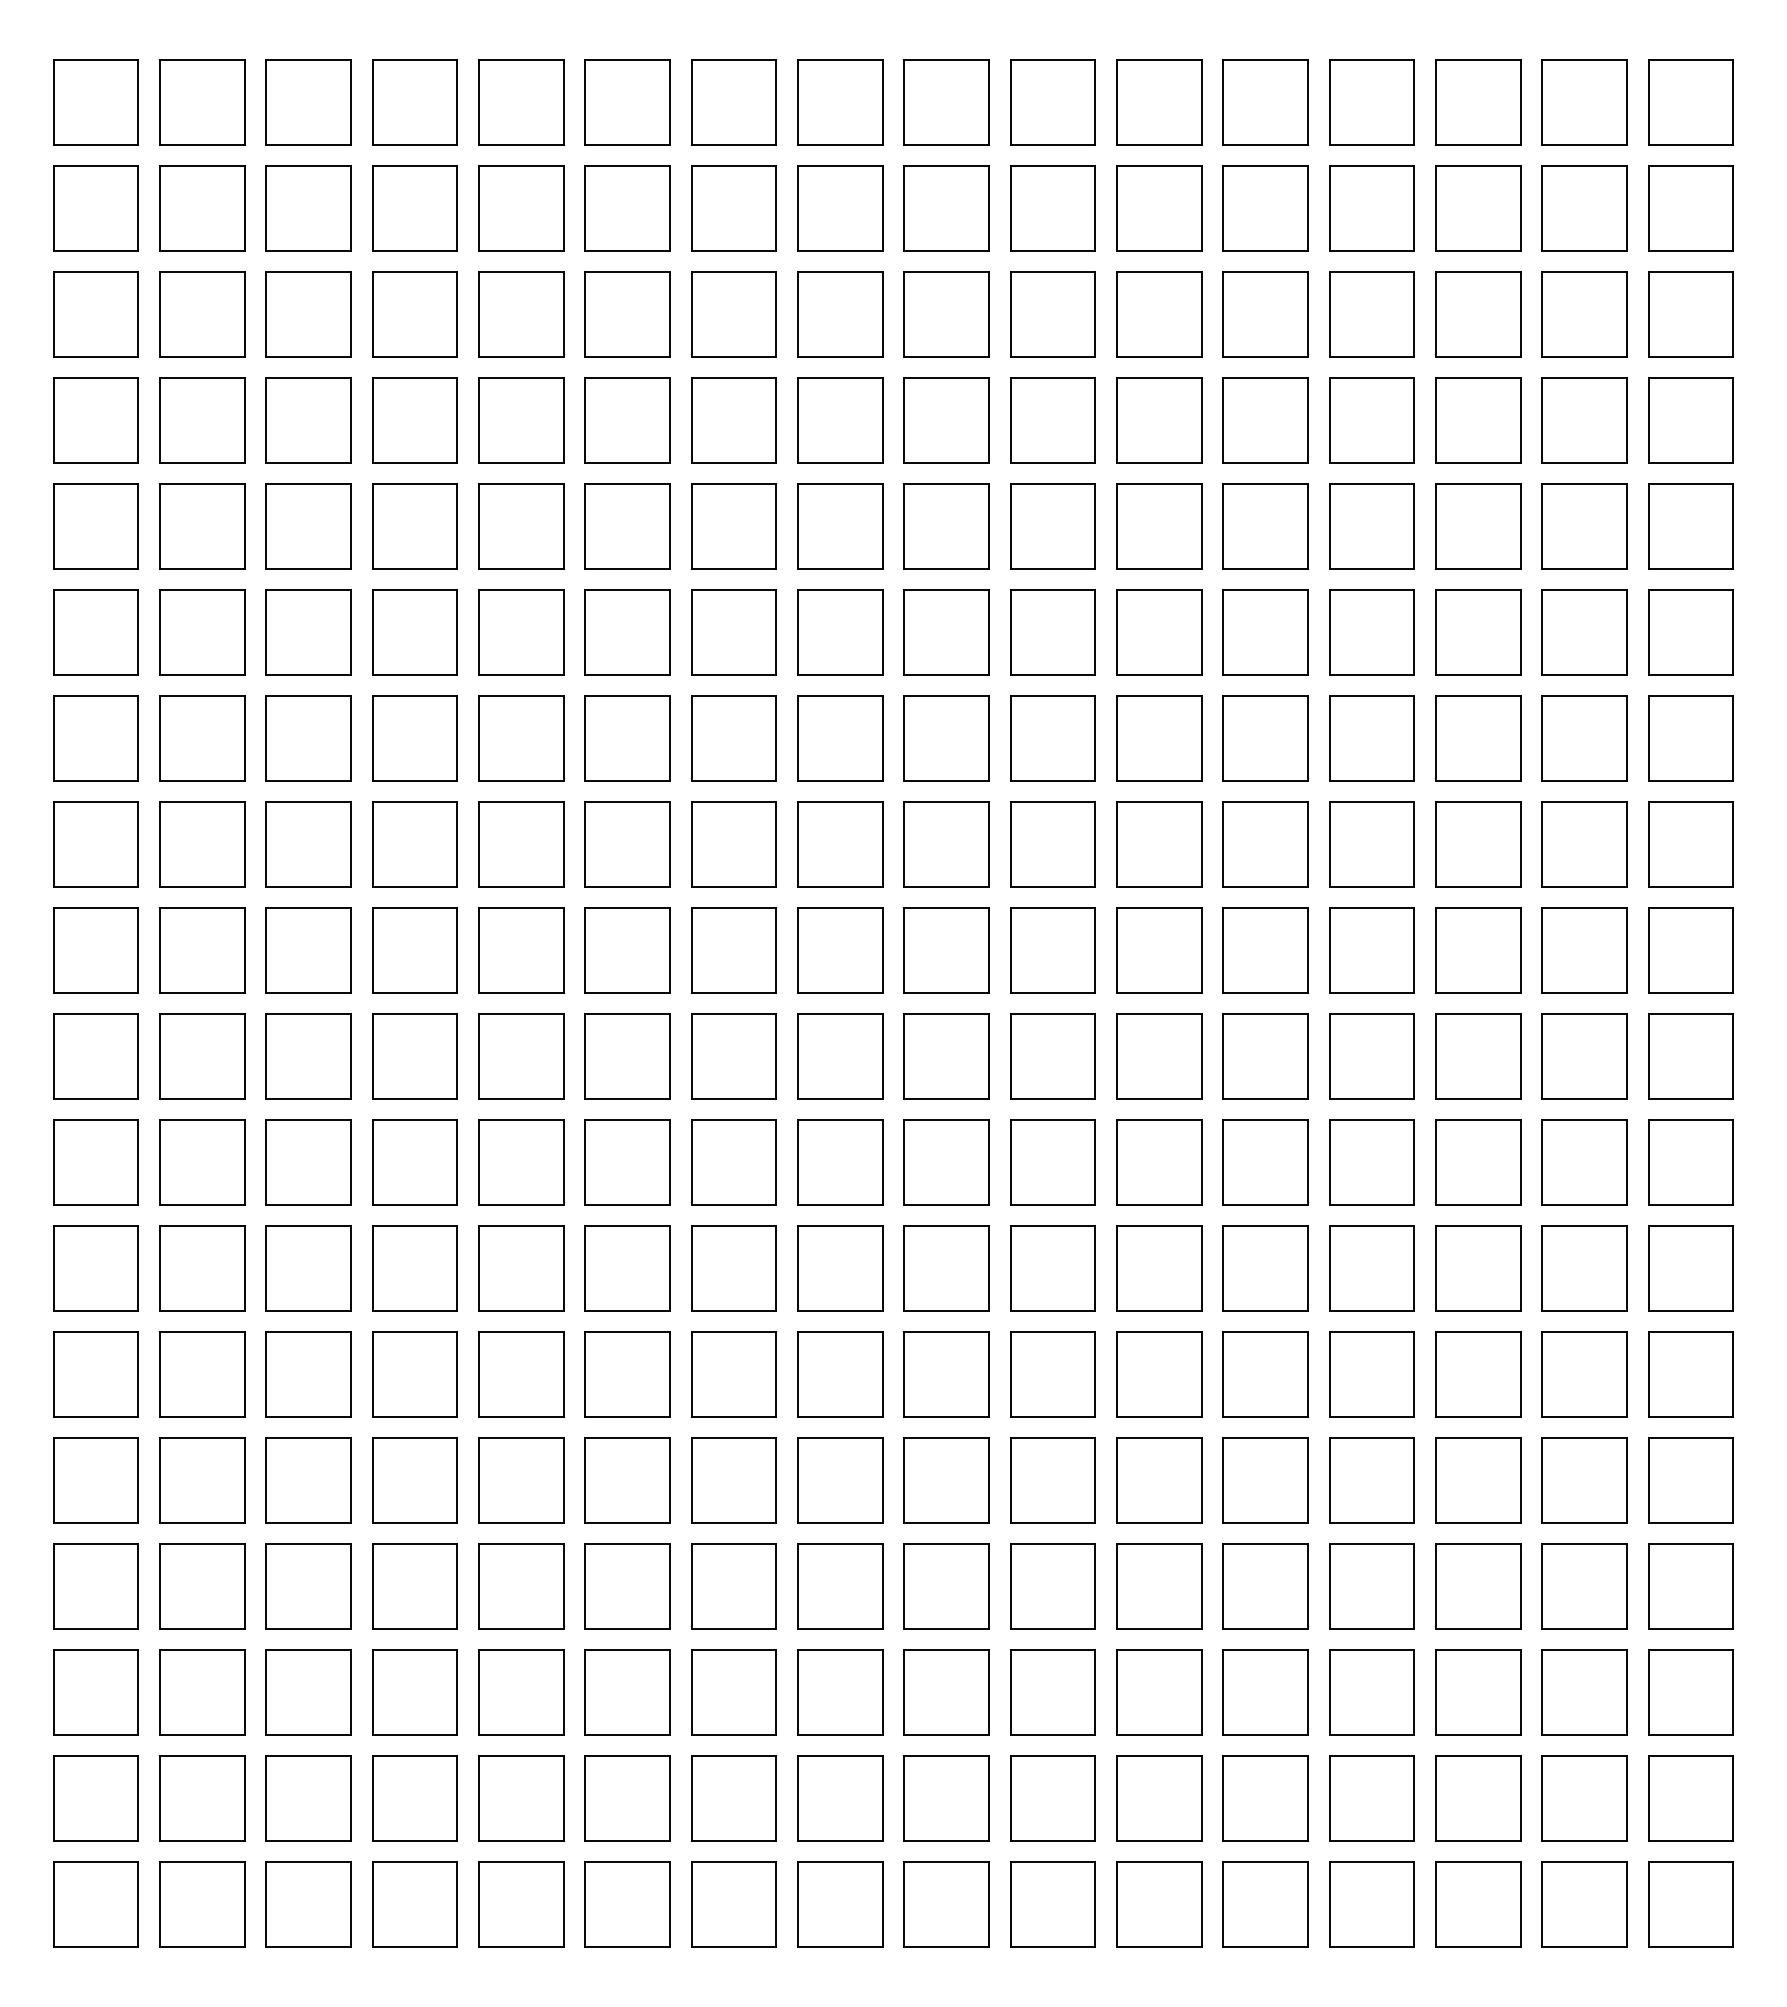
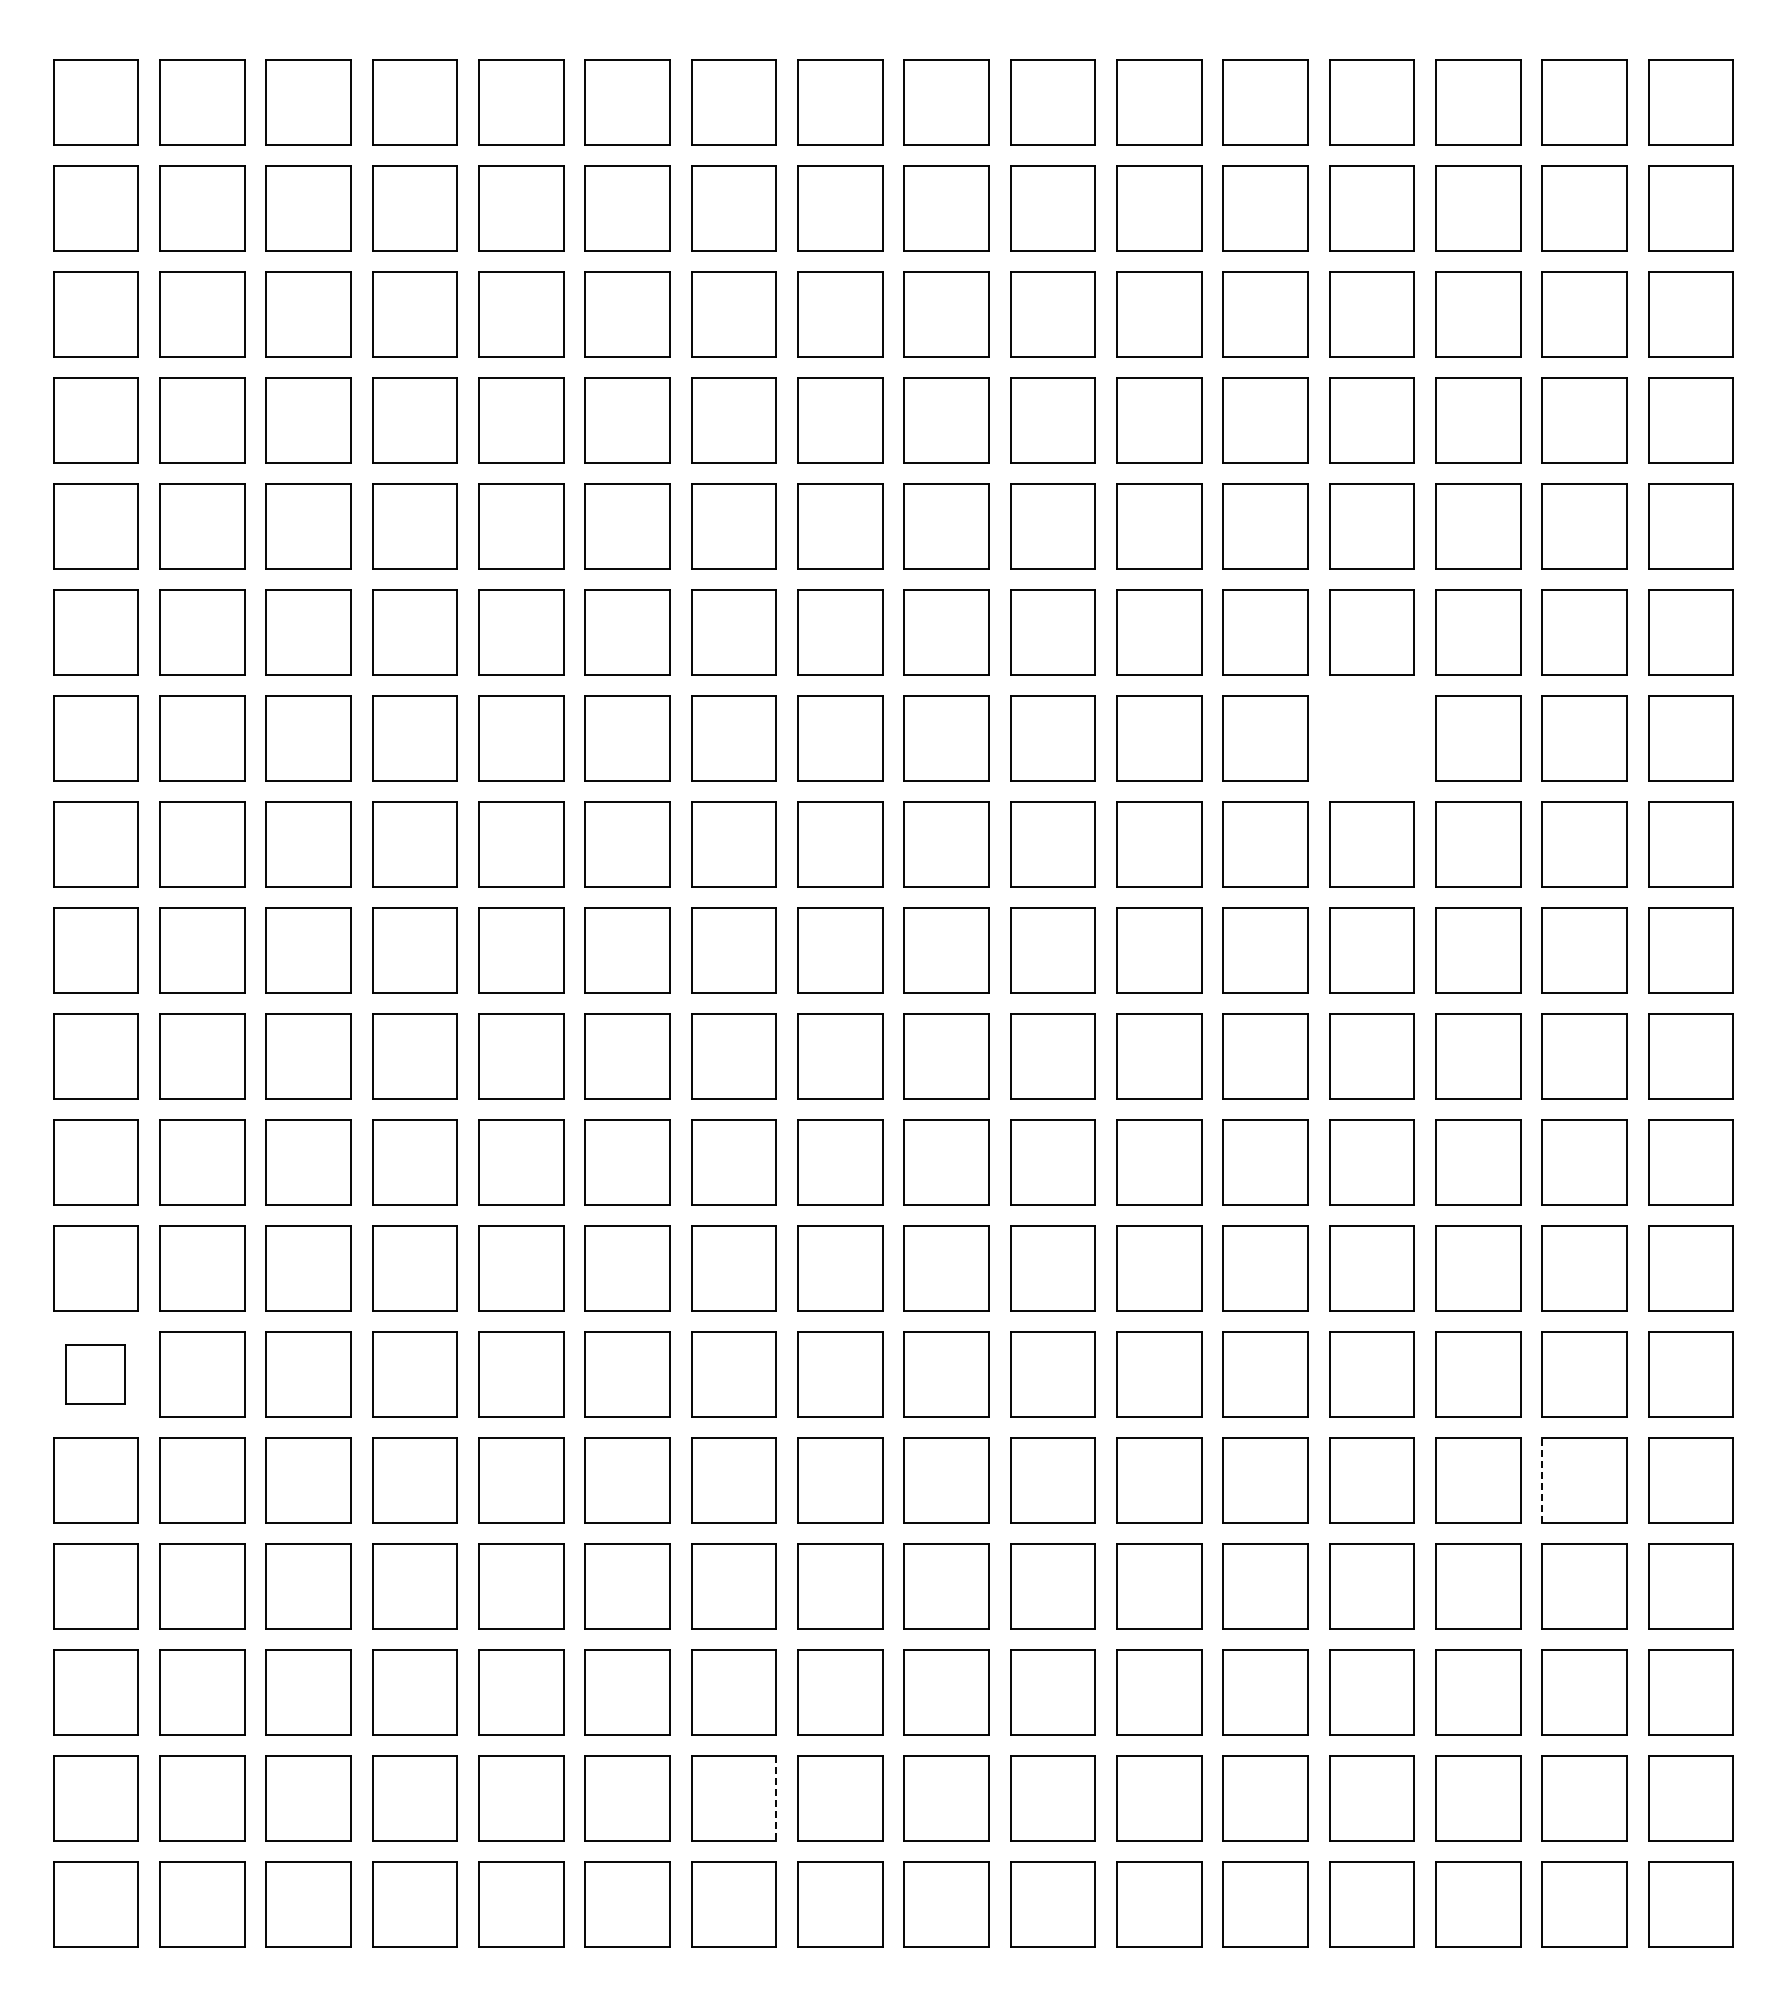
part: present -> none (1371, 738)
part size: 86x87 px -> 61x61 px (95, 1374)
line: solid -> dashed (1542, 1479)
line: solid -> dashed (776, 1798)
